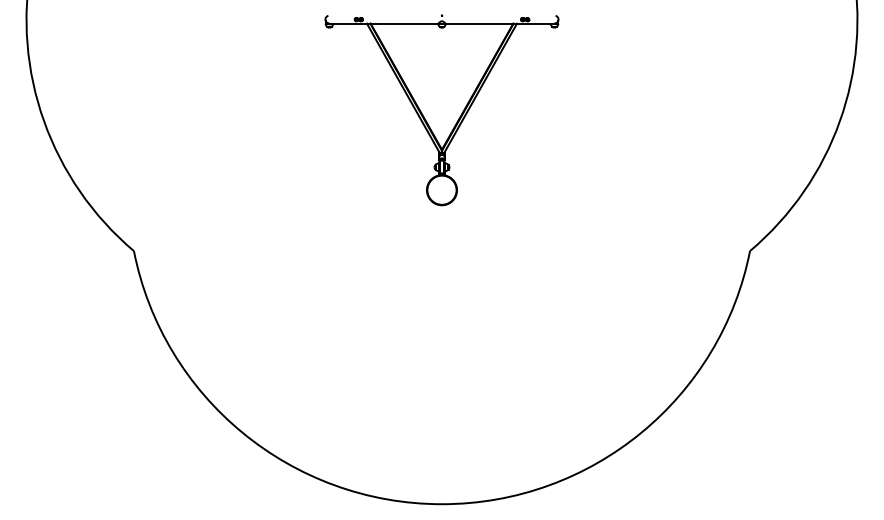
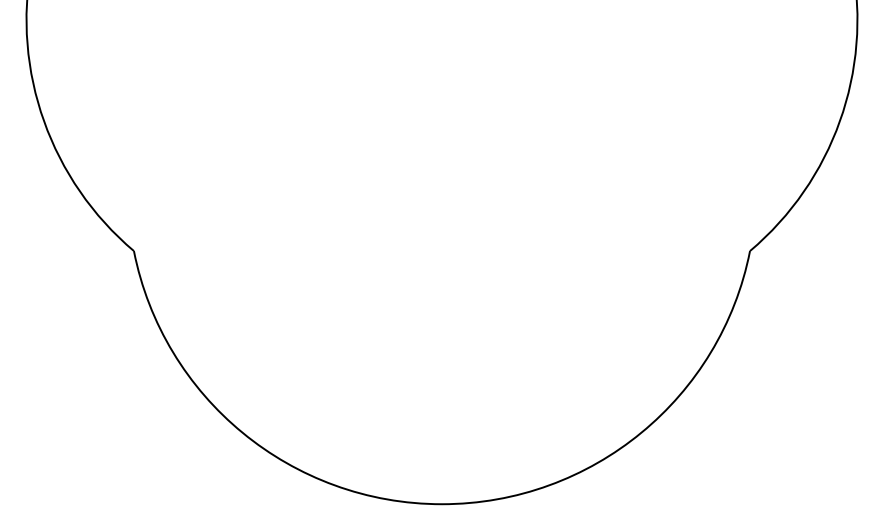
part: present -> none (441, 110)
